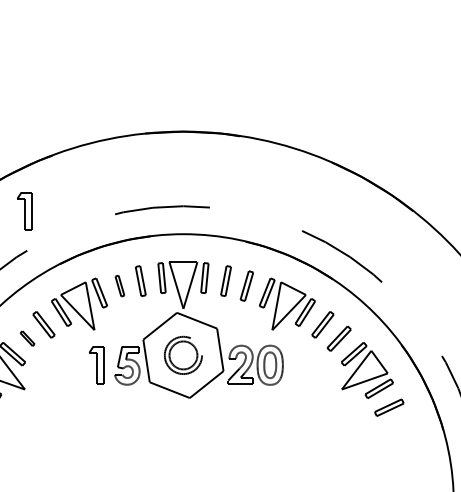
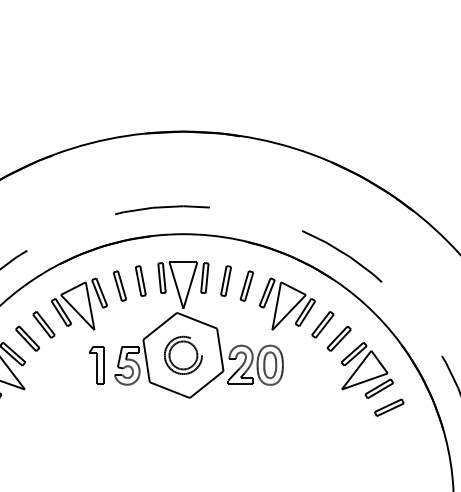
part: present -> none (24, 211)
part size: 12x23 px -> 16x32 px (119, 285)
part size: 16x17 px -> 25x27 px (27, 338)
